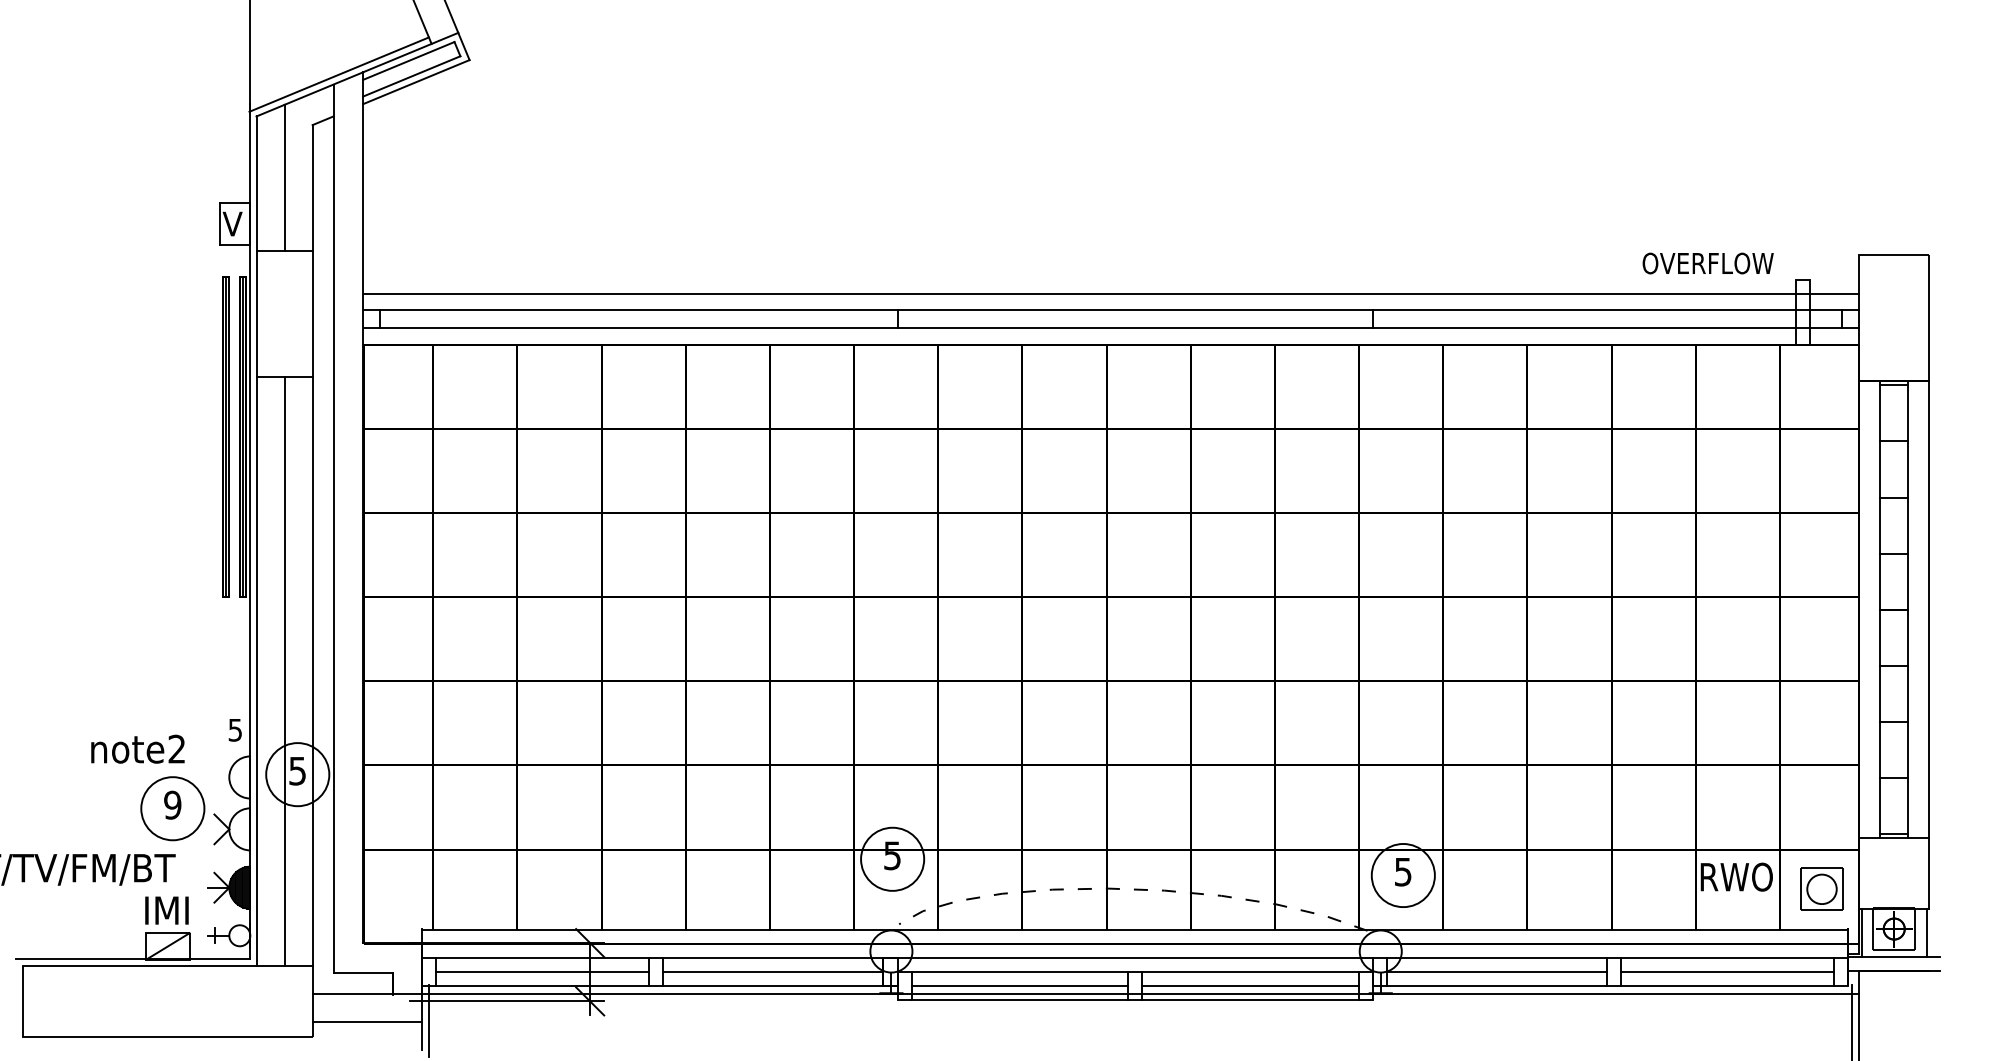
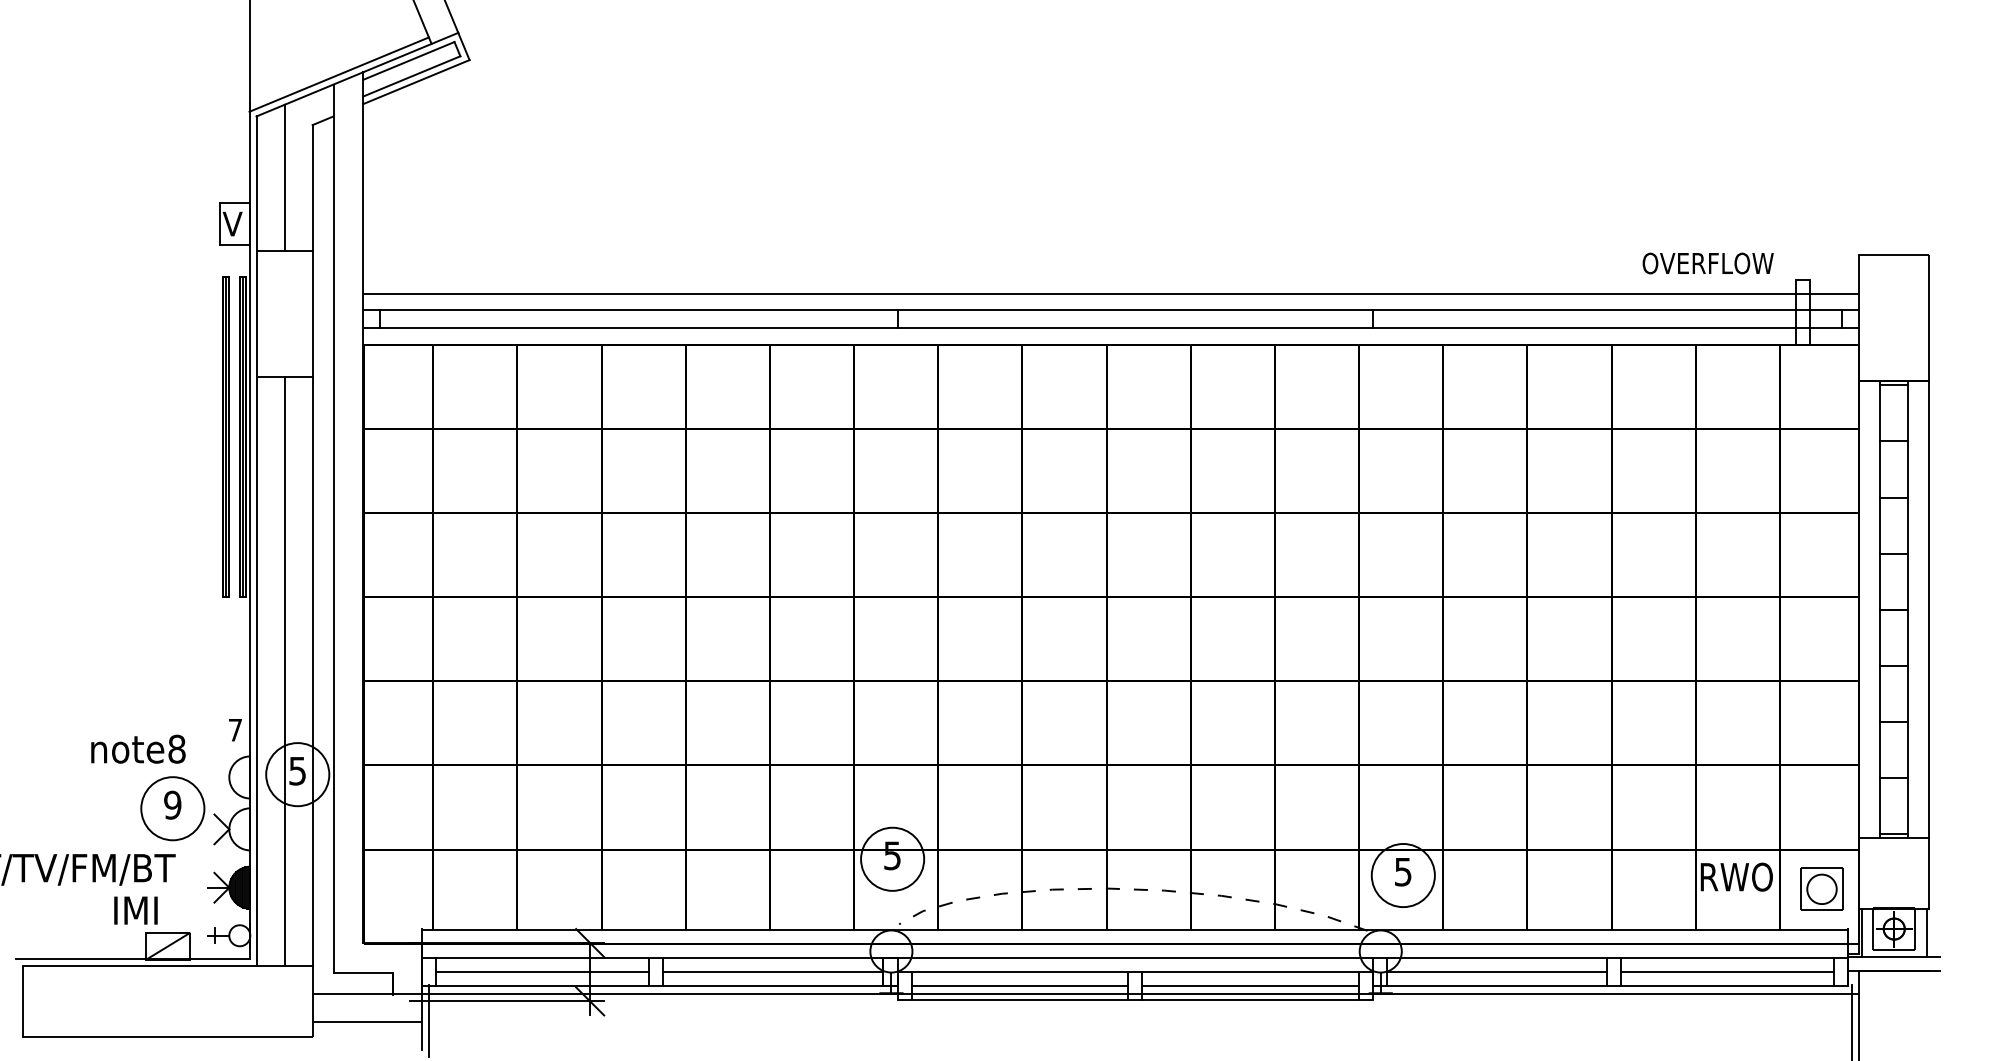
text: 5 -> 7 (234, 730)
text: note2 -> note8 (176, 748)
text position: (166, 910) -> (135, 910) (135, 910)
